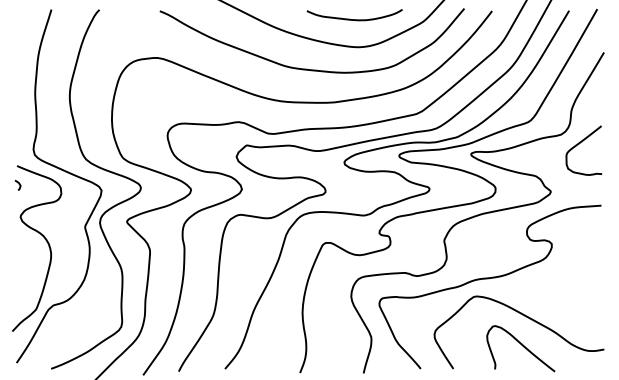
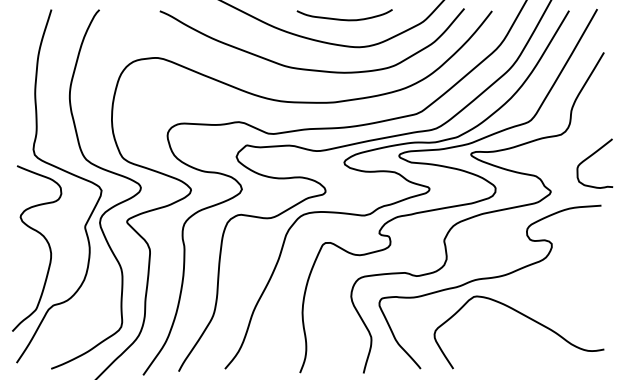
curve position: (354, 19) -> (344, 19) (344, 19)
curve position: (579, 144) -> (590, 157) (590, 157)
line: present -> none (17, 183)
curve: present -> none (522, 346)
